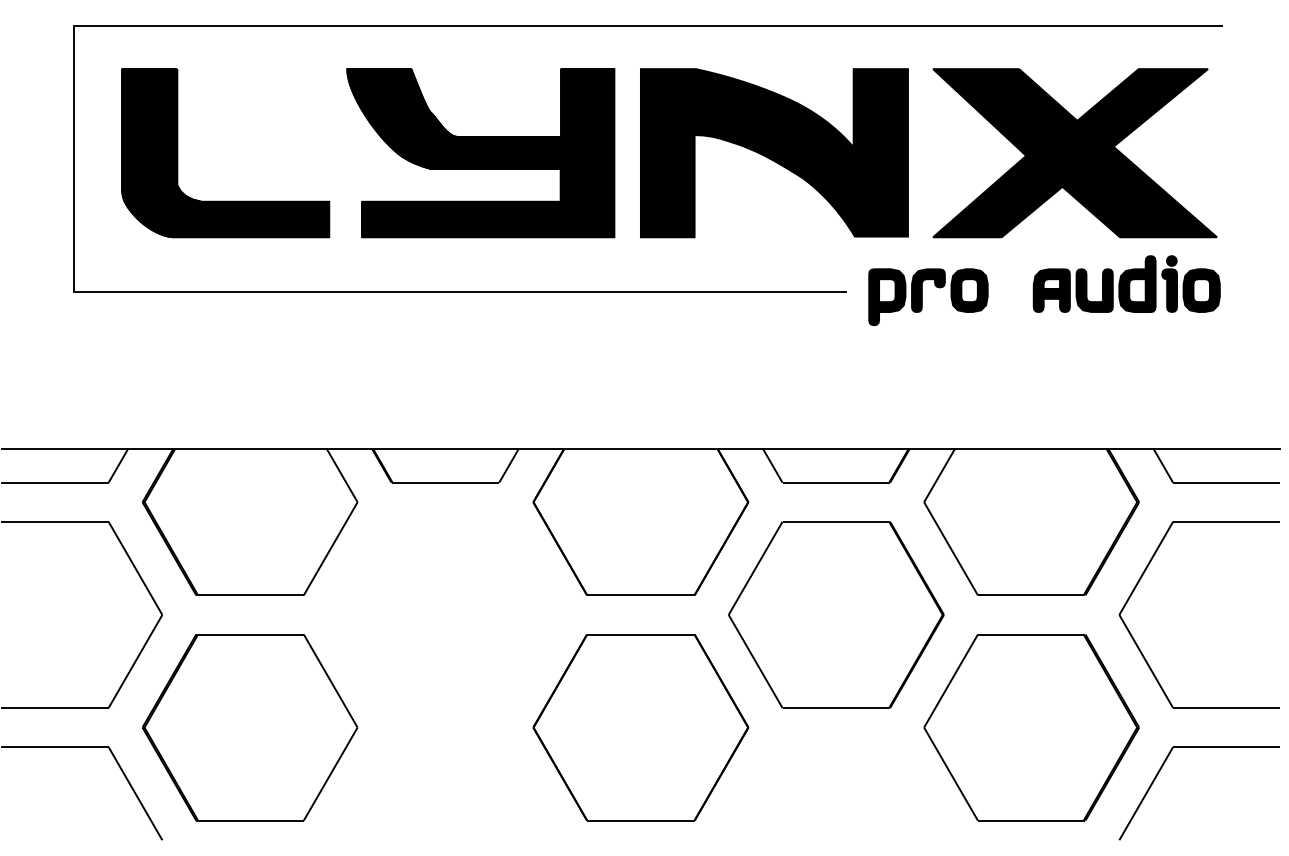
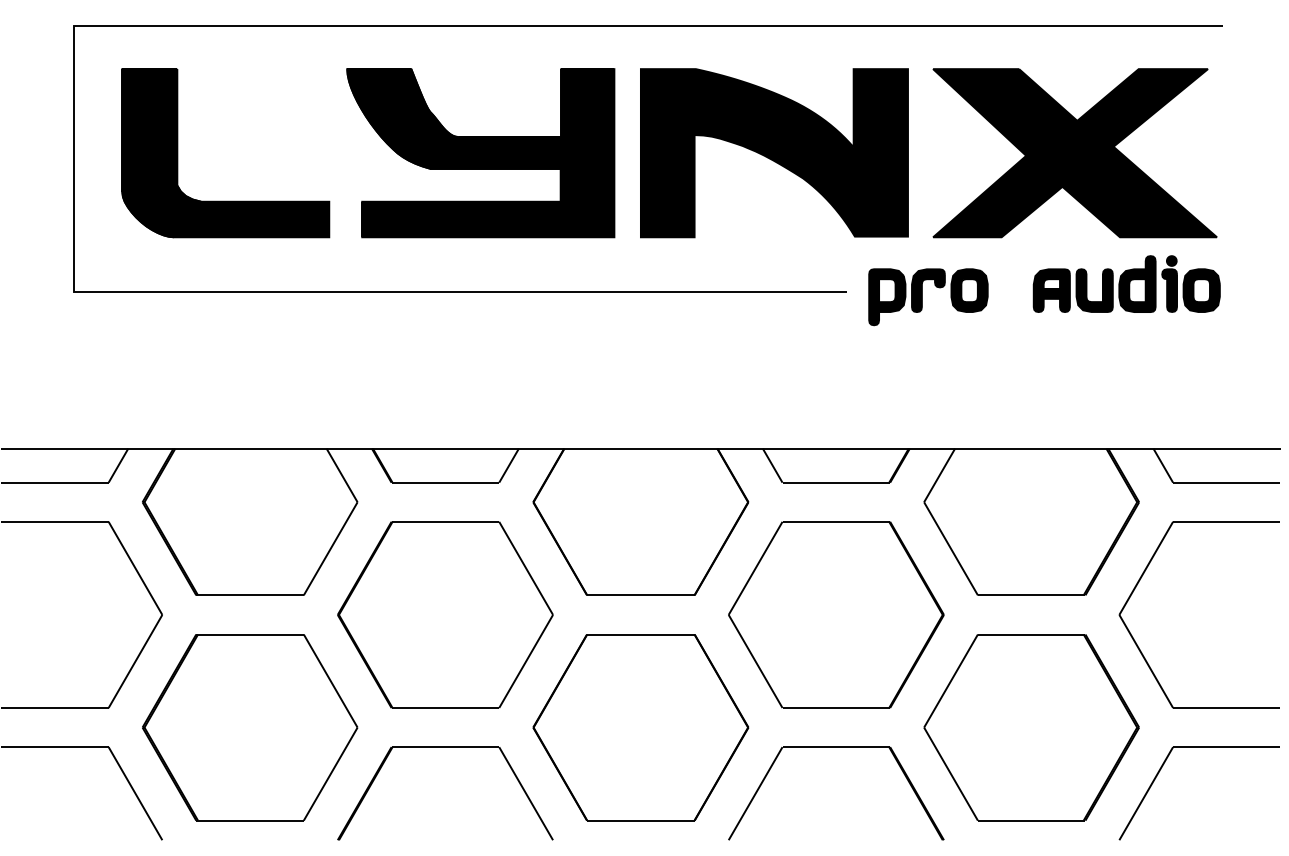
part: none -> present (445, 614)
part: none -> present (445, 747)
part: none -> present (836, 747)
